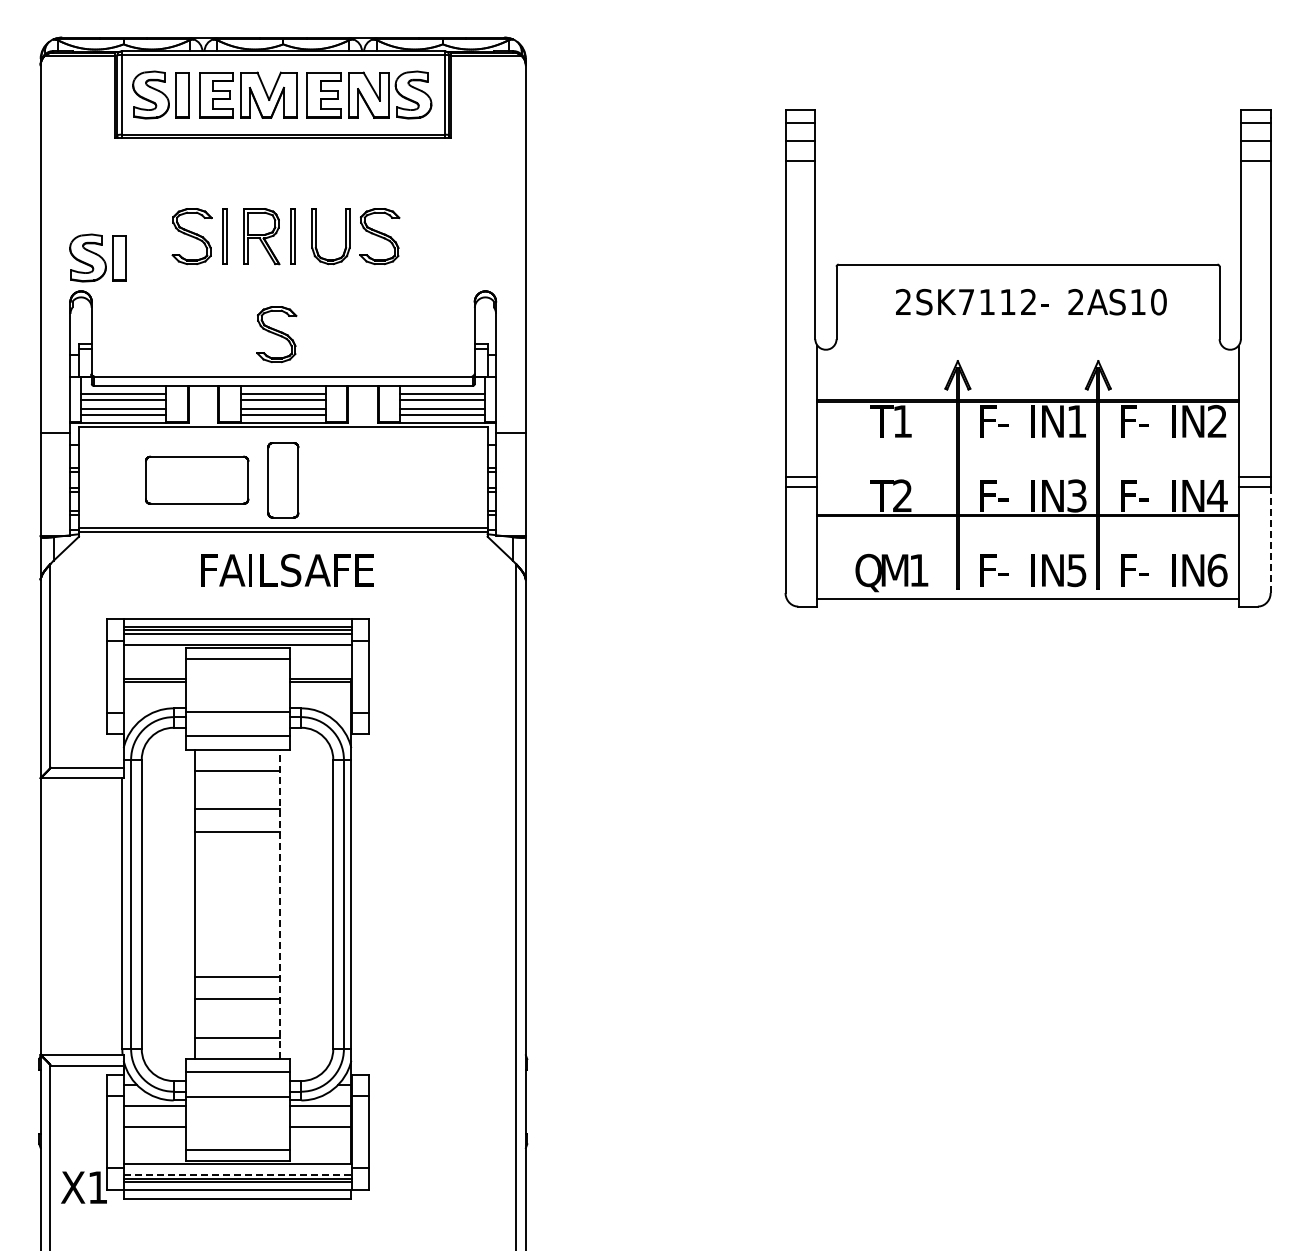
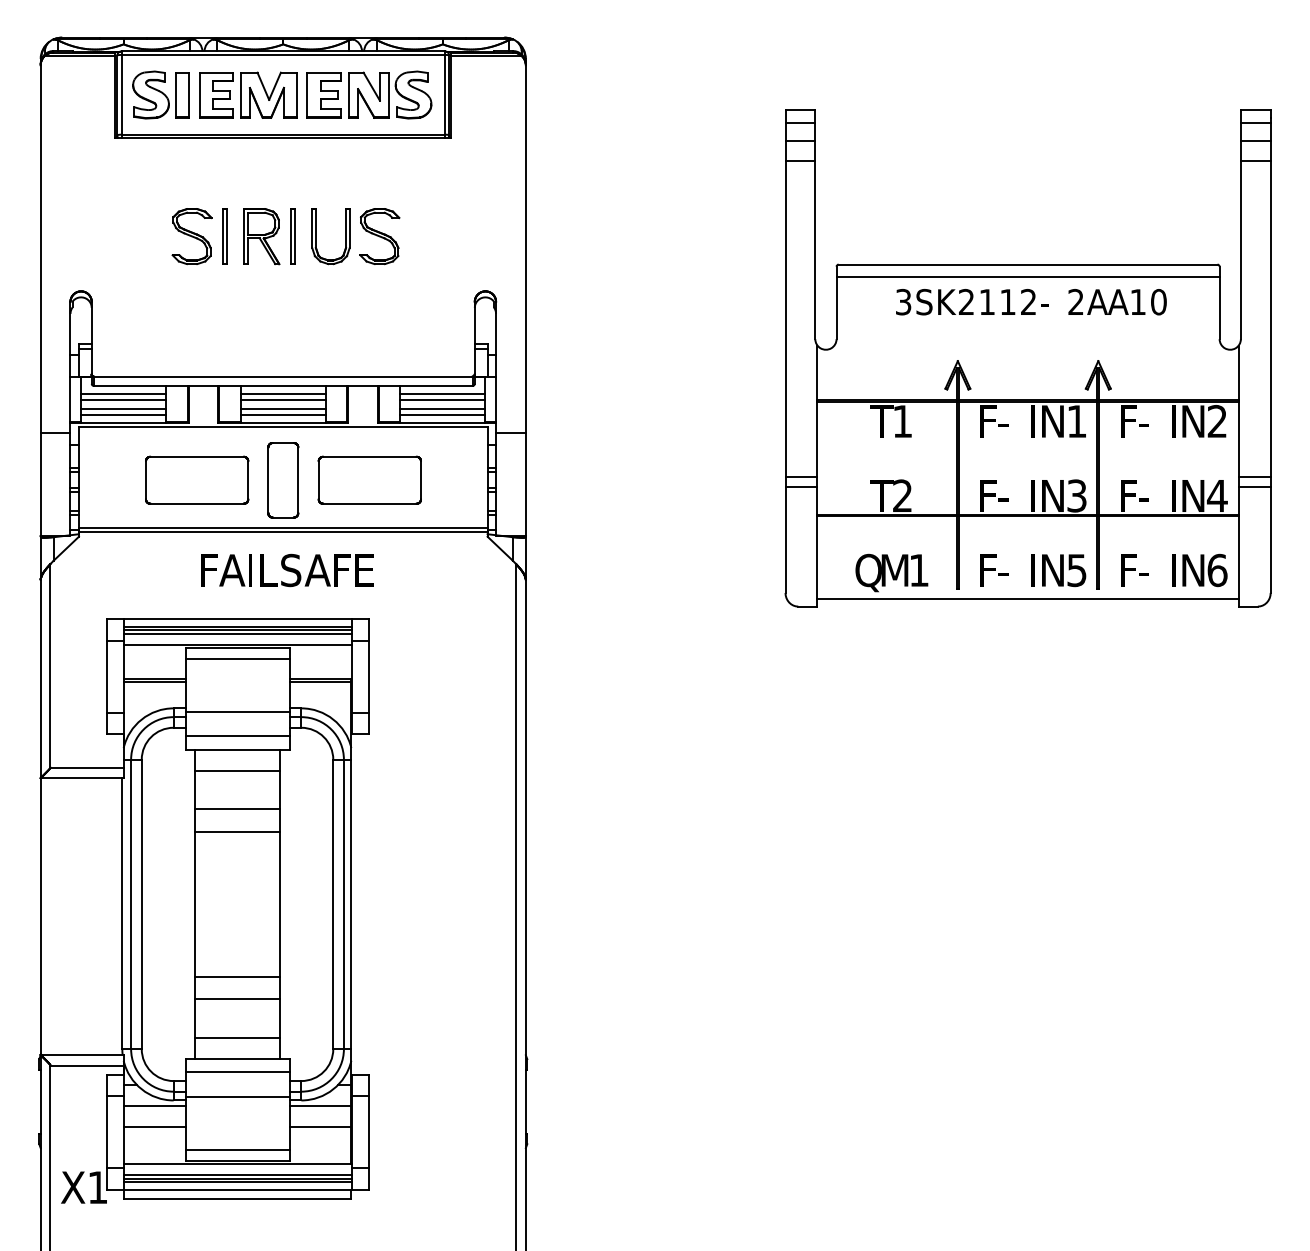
part: present -> none (97, 257)
line: none -> present (1027, 277)
text: 7 -> 2 (966, 301)
text: S -> A (1118, 301)
text: 2 -> 3 (903, 302)
part: present -> none (276, 334)
part: none -> present (369, 479)
line: dashed -> solid (1270, 539)
line: dashed -> solid (280, 903)
line: dashed -> solid (237, 1174)
